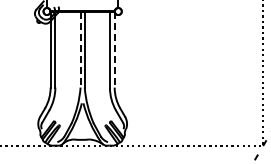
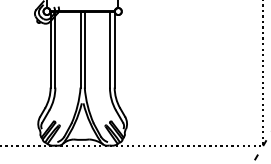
line: dashed -> solid (80, 50)
line: dashed -> solid (114, 50)
